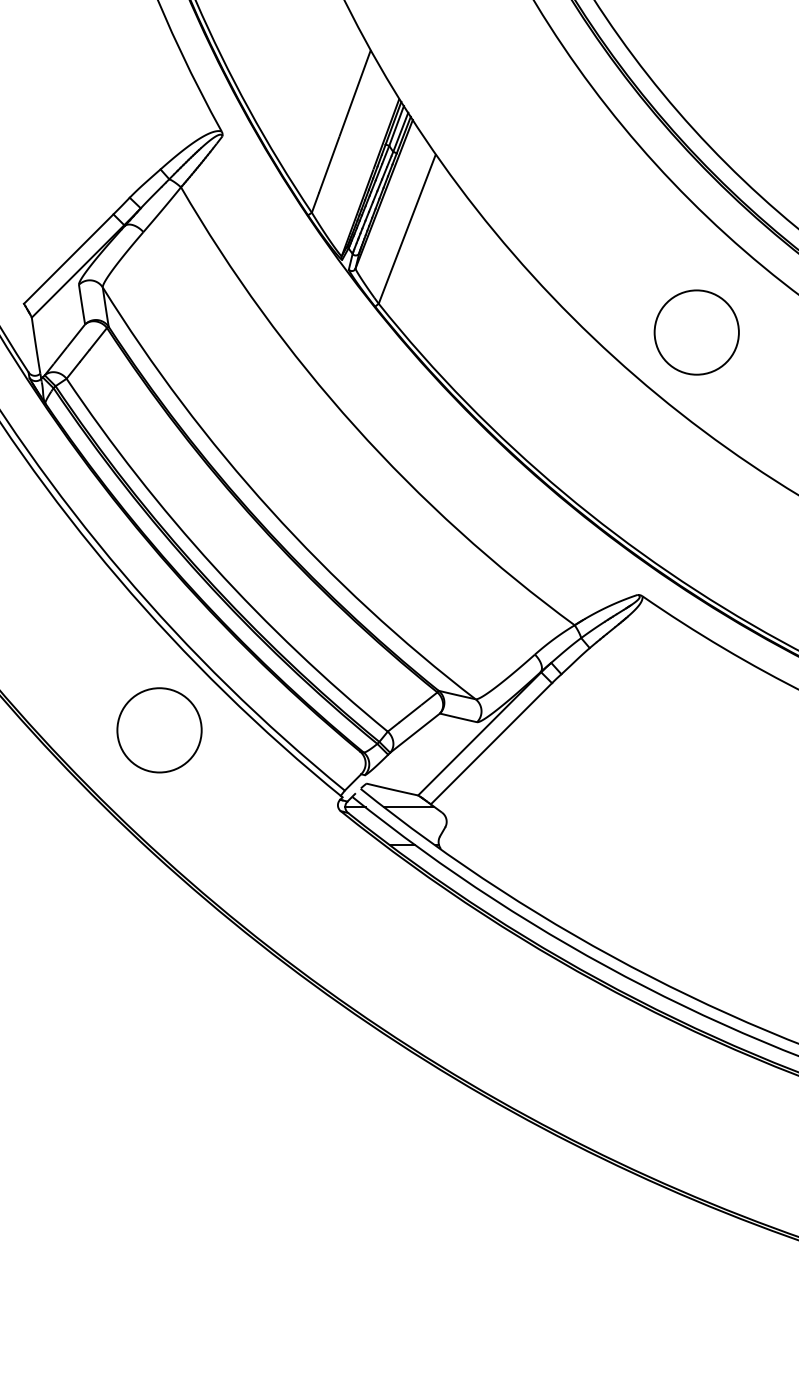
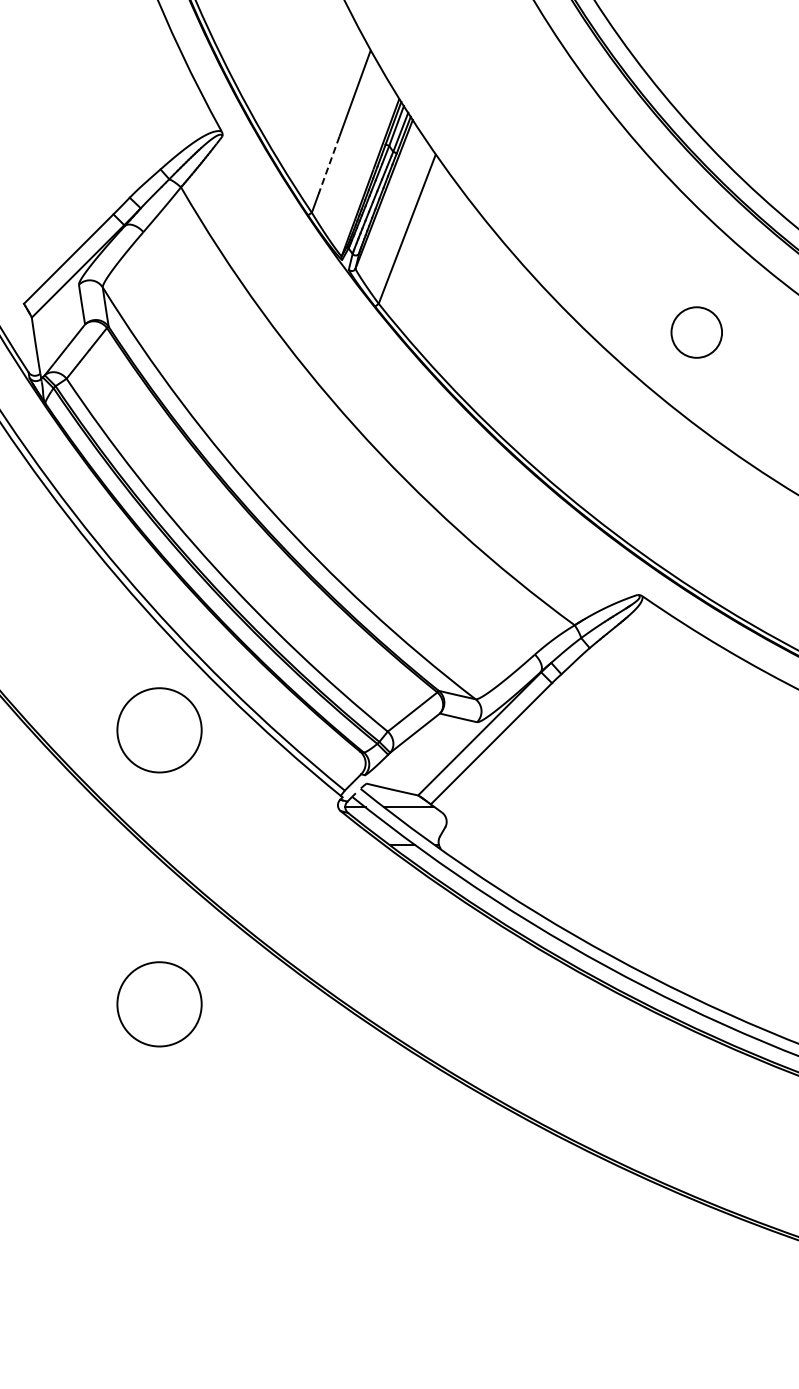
line: solid -> dashed (329, 164)
circle diameter: 84 px -> 51 px (696, 332)
circle: none -> present (159, 1004)
